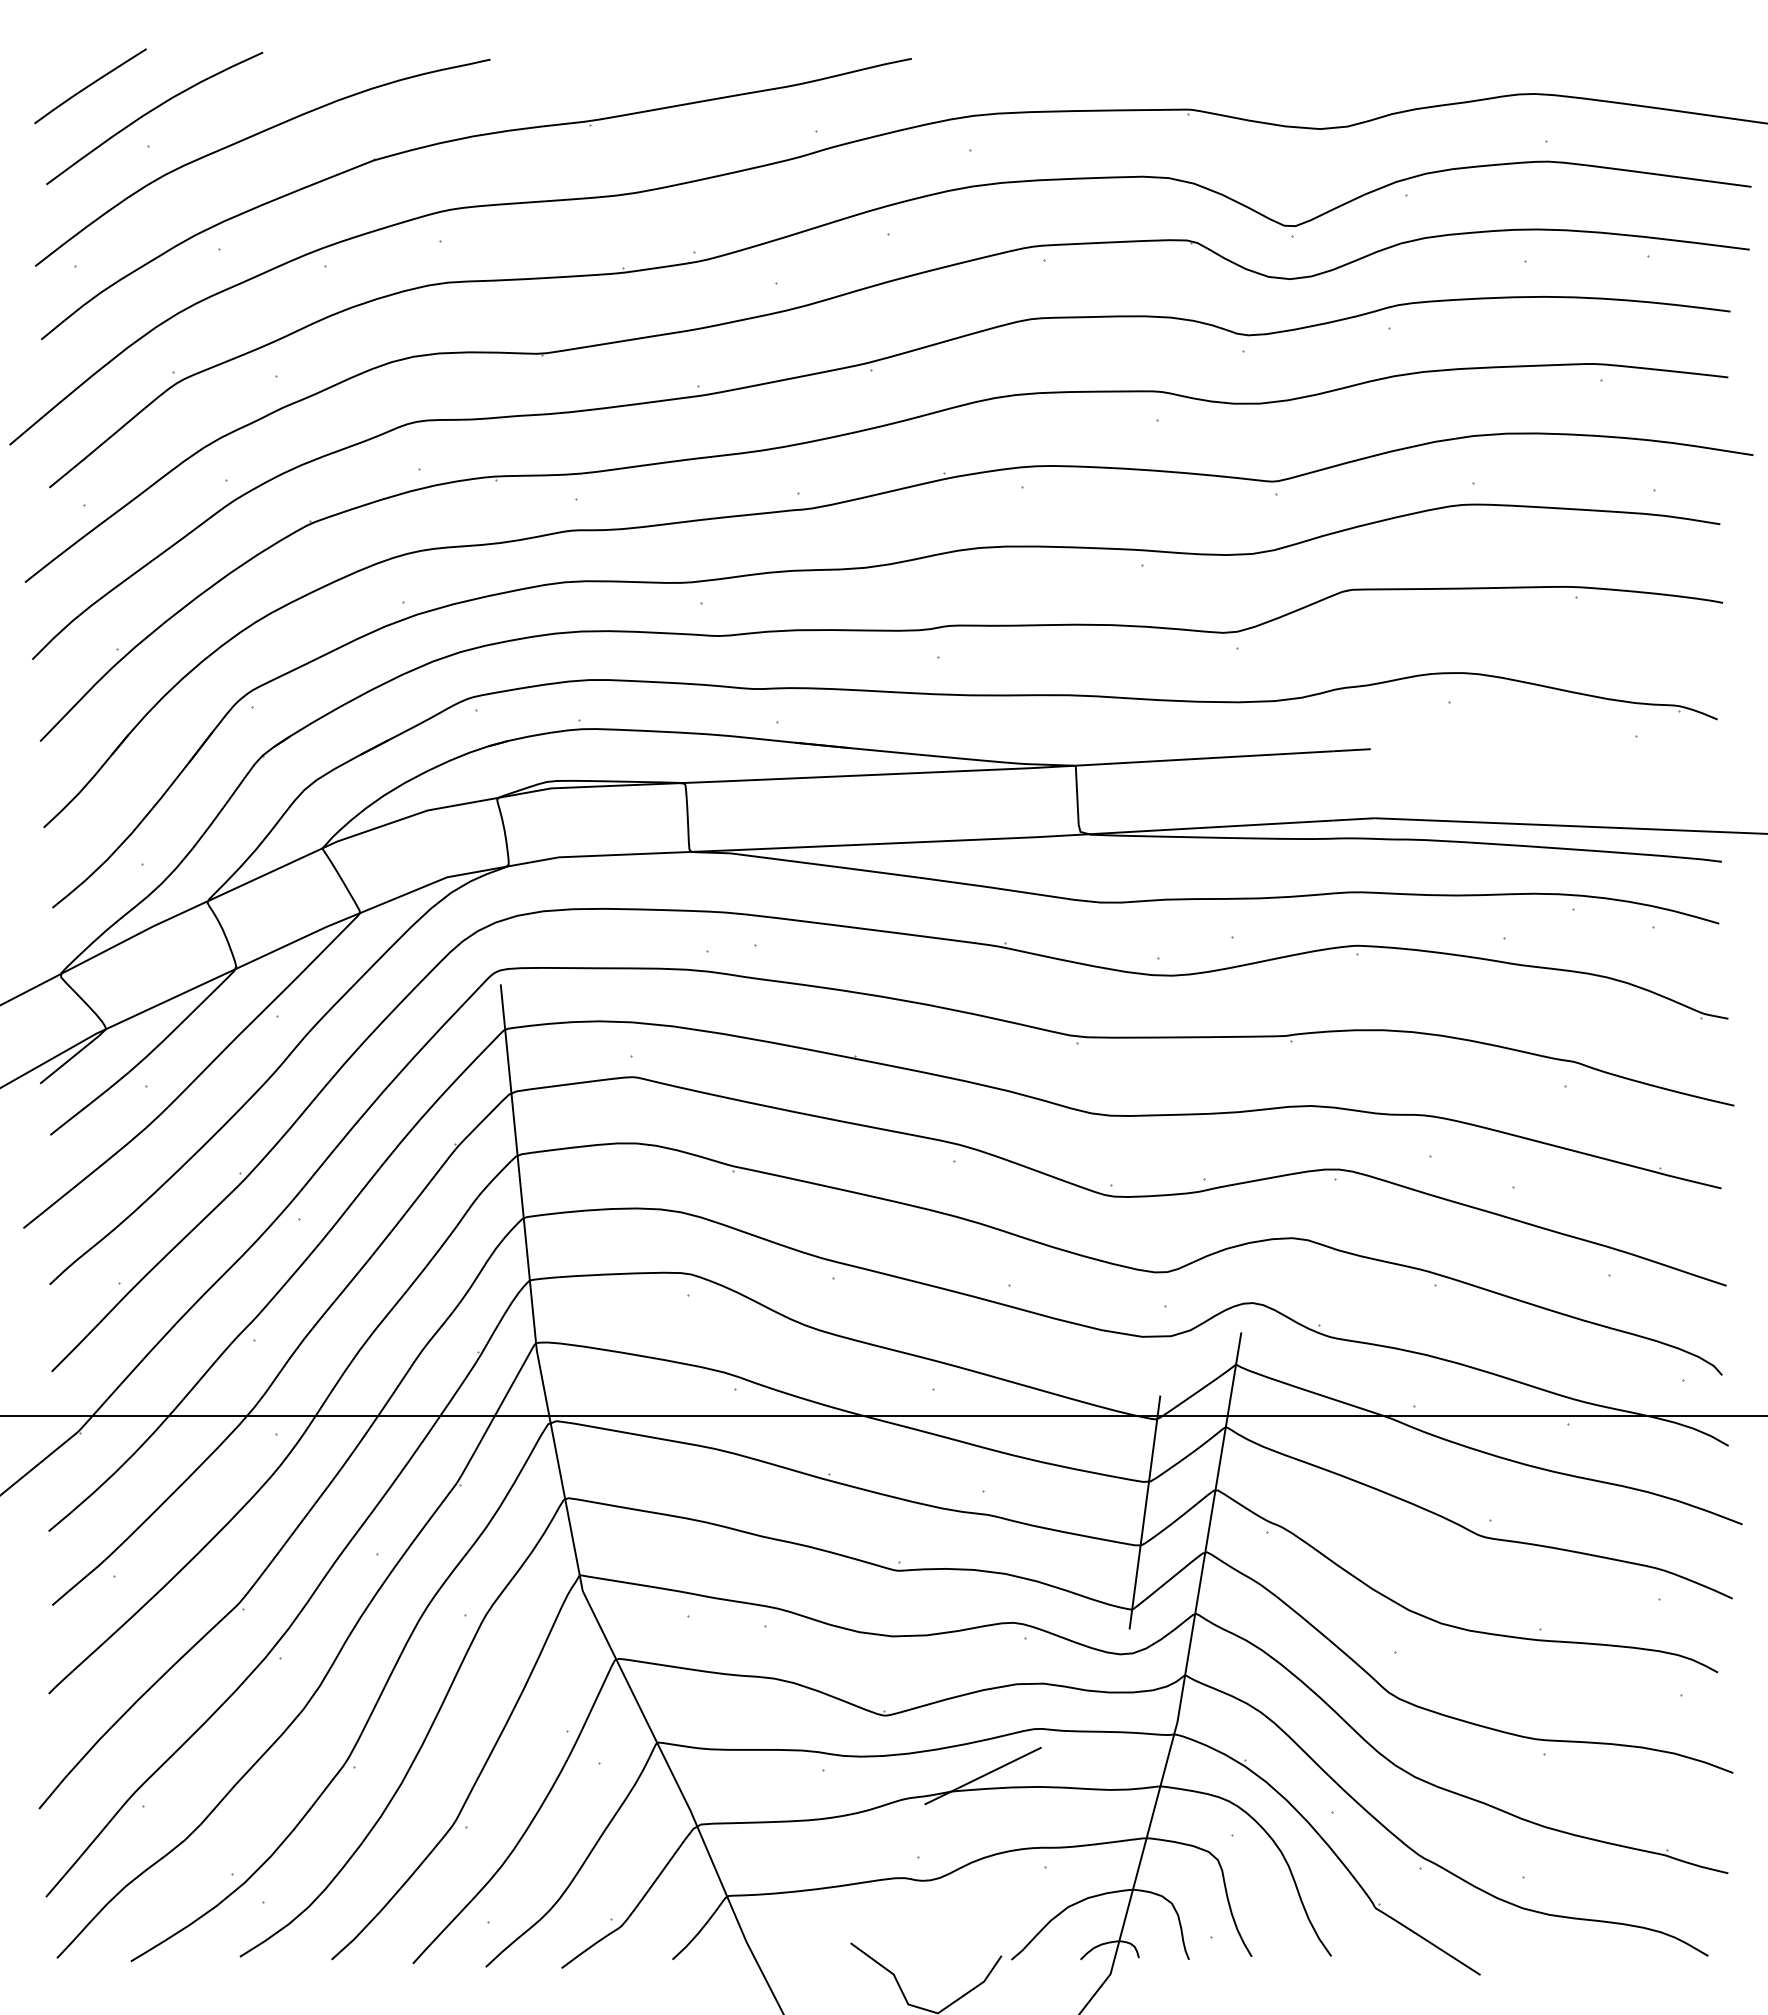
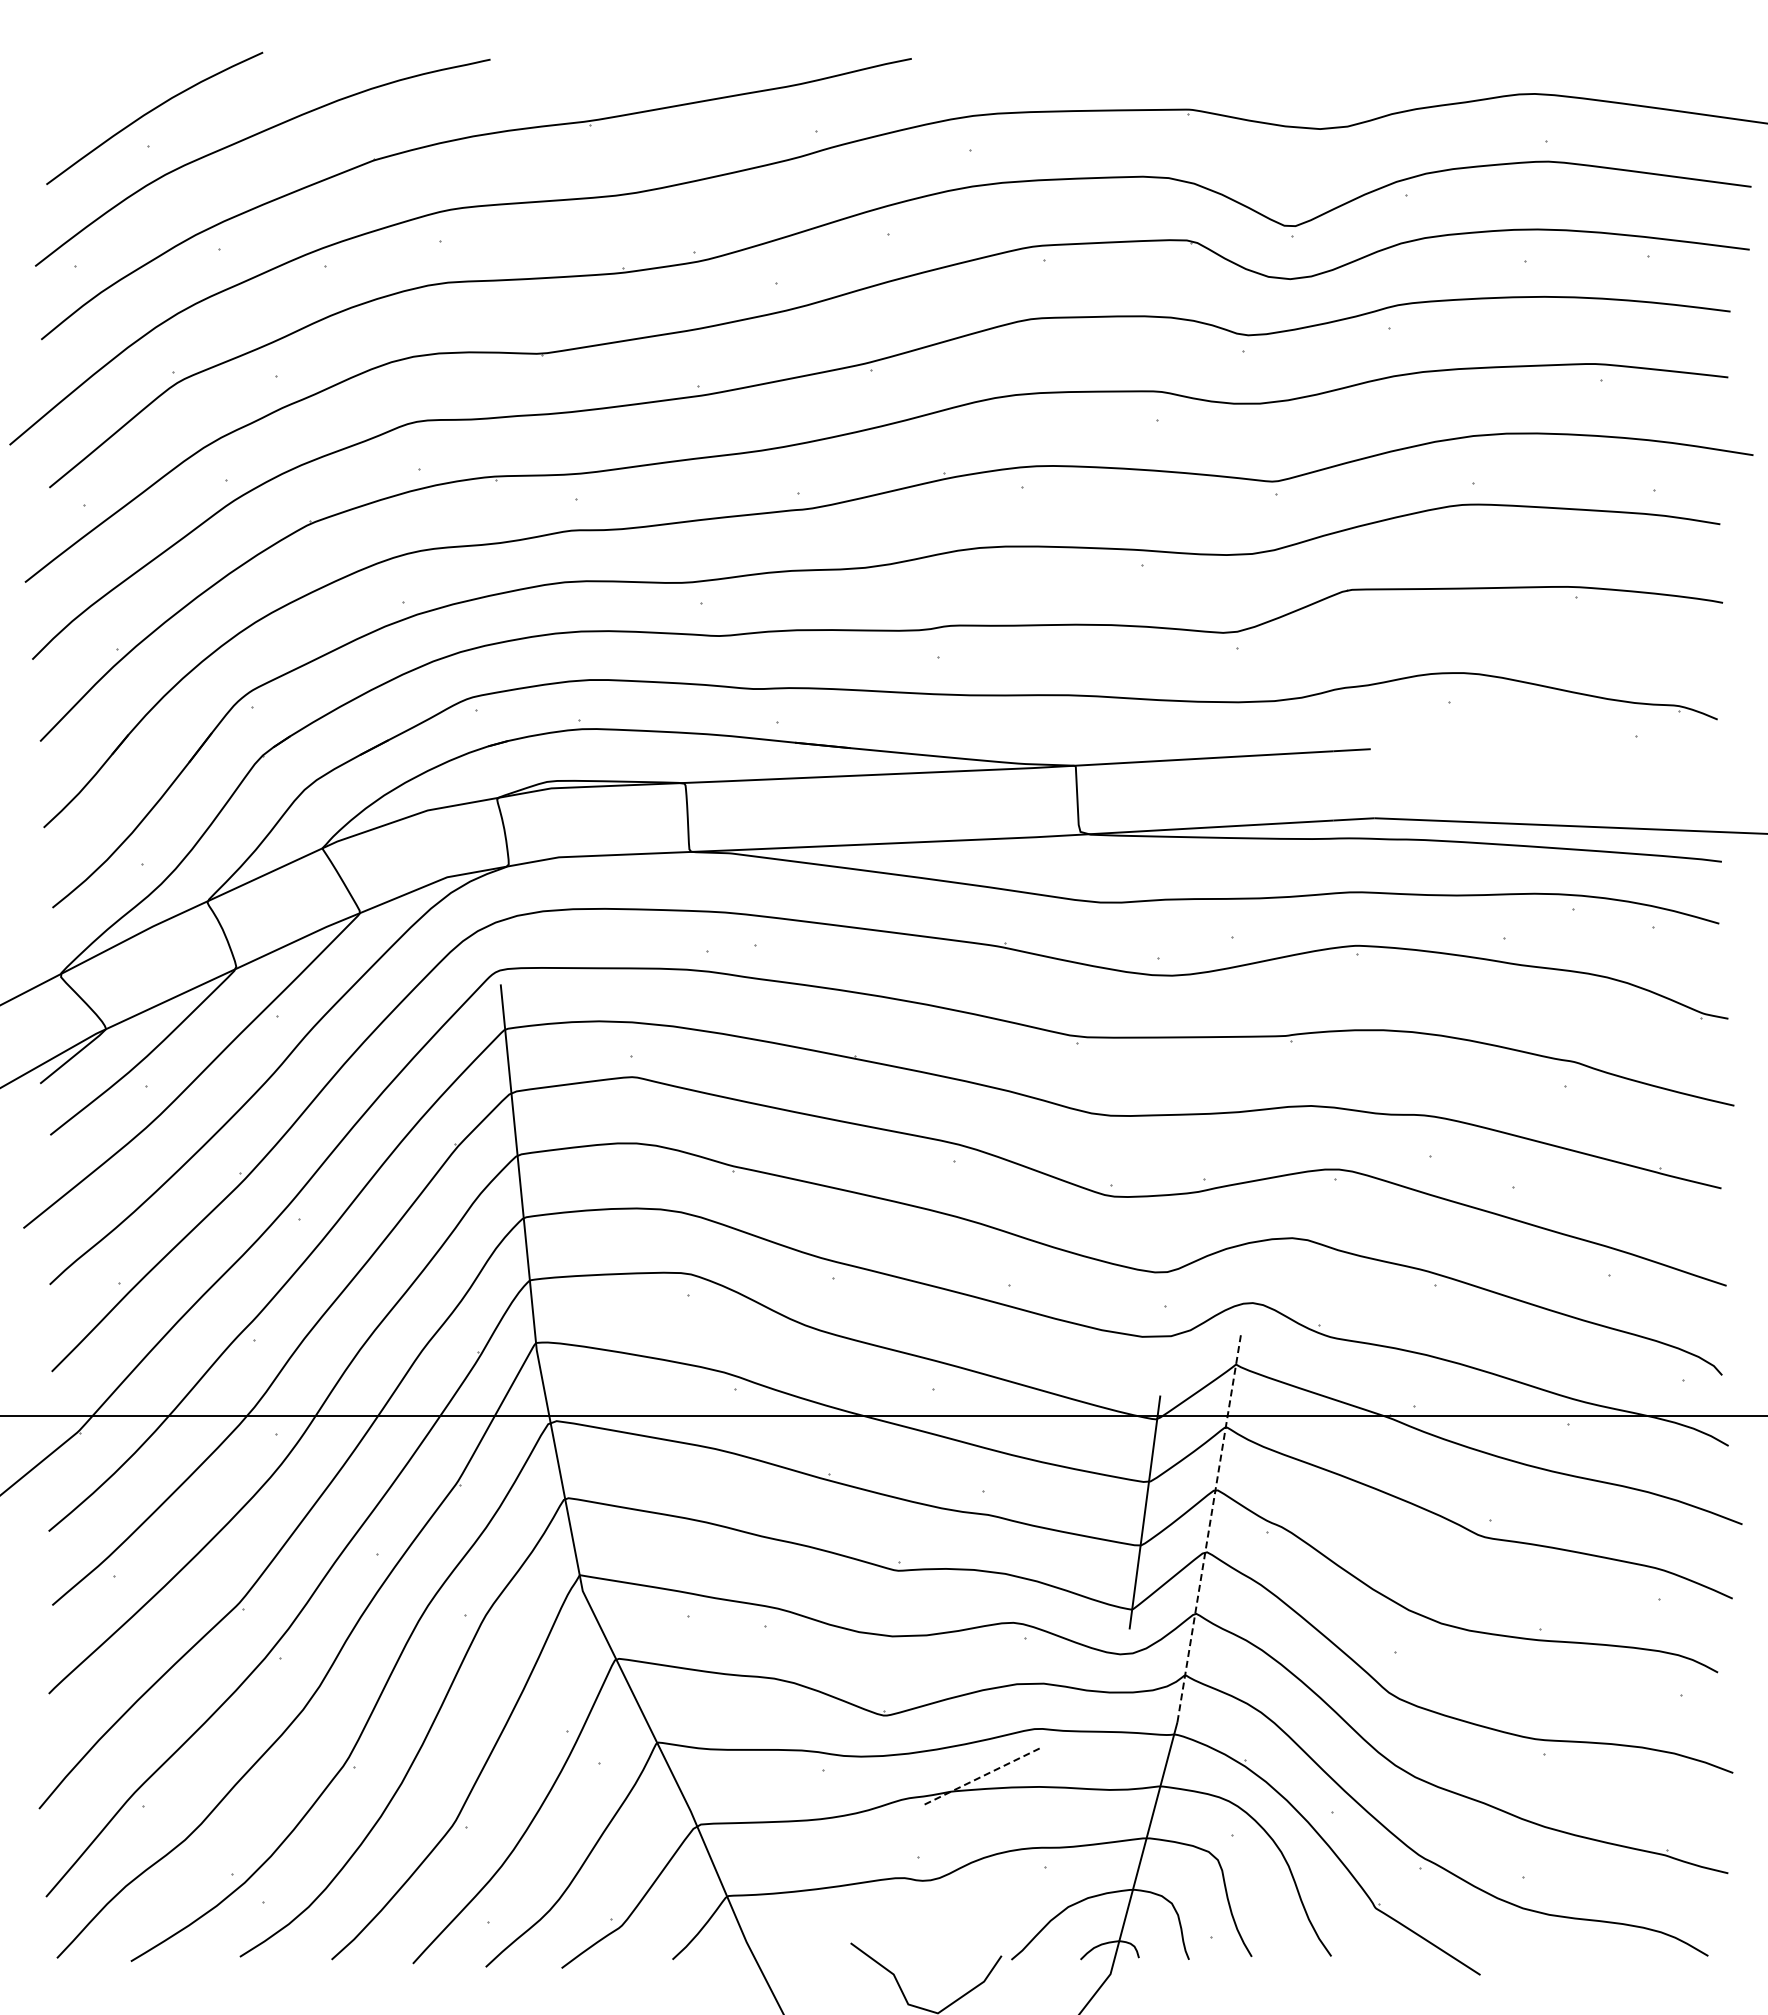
curve: present -> none (90, 85)
line: solid -> dashed (1209, 1526)
line: solid -> dashed (983, 1775)
